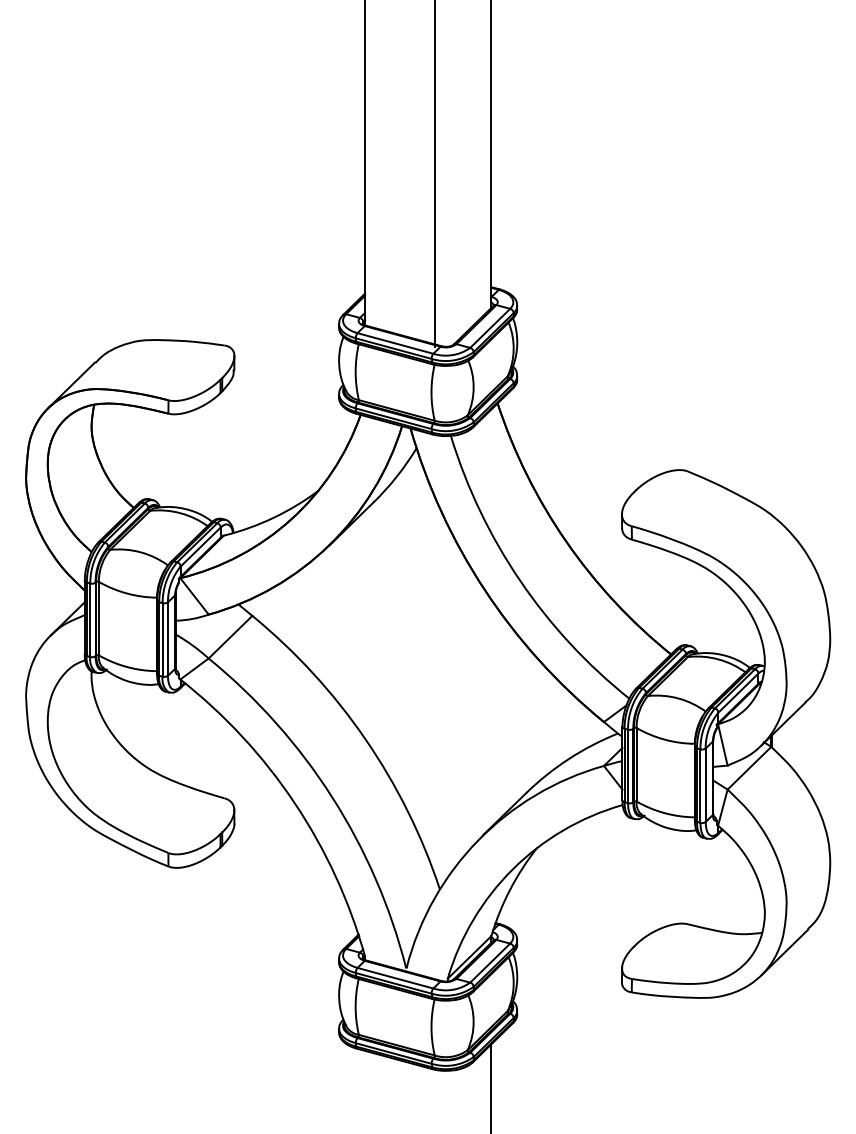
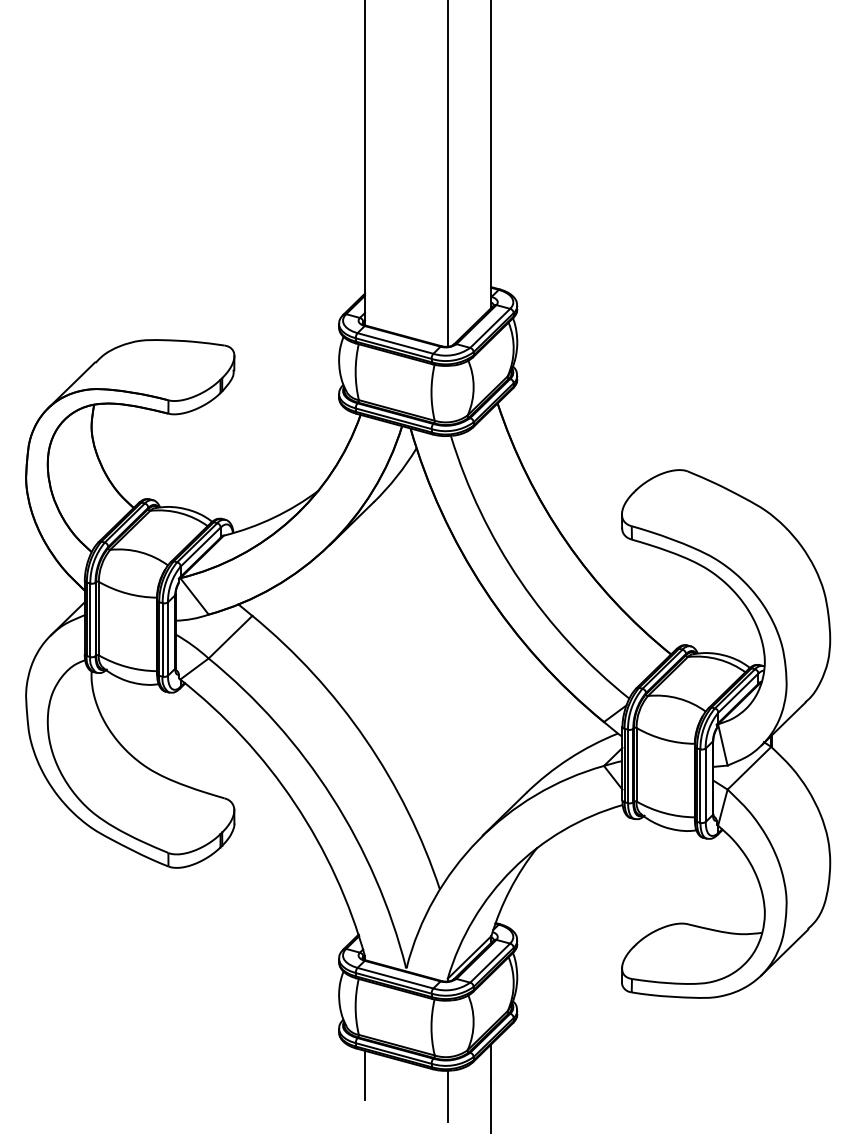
line position: (434, 174) -> (447, 174) (447, 174)
line: none -> present (365, 1074)
line: none -> present (447, 1096)
